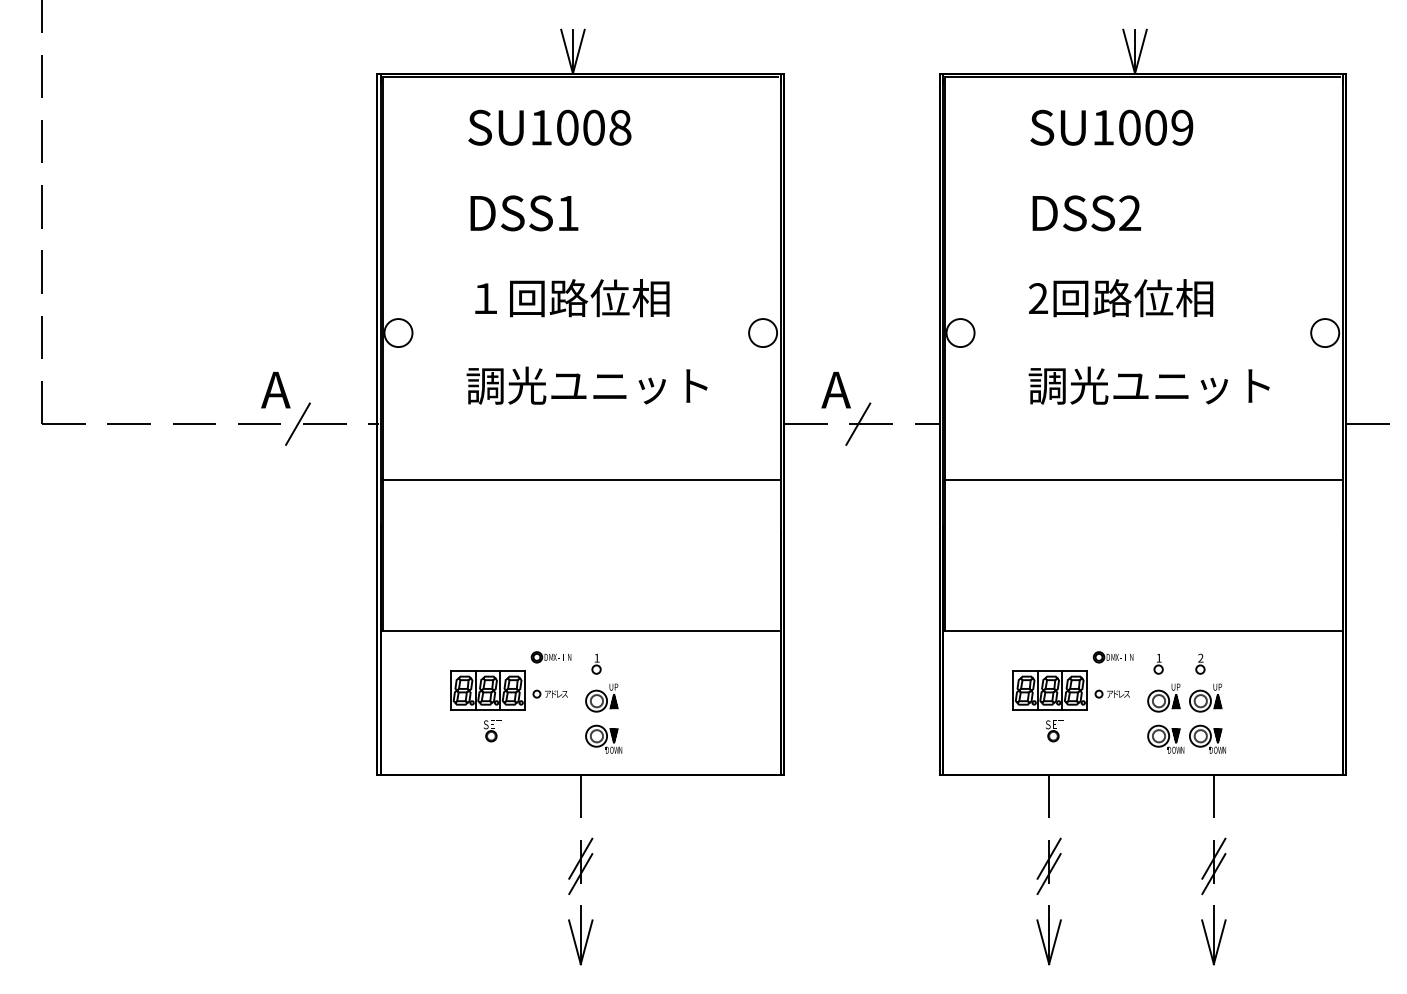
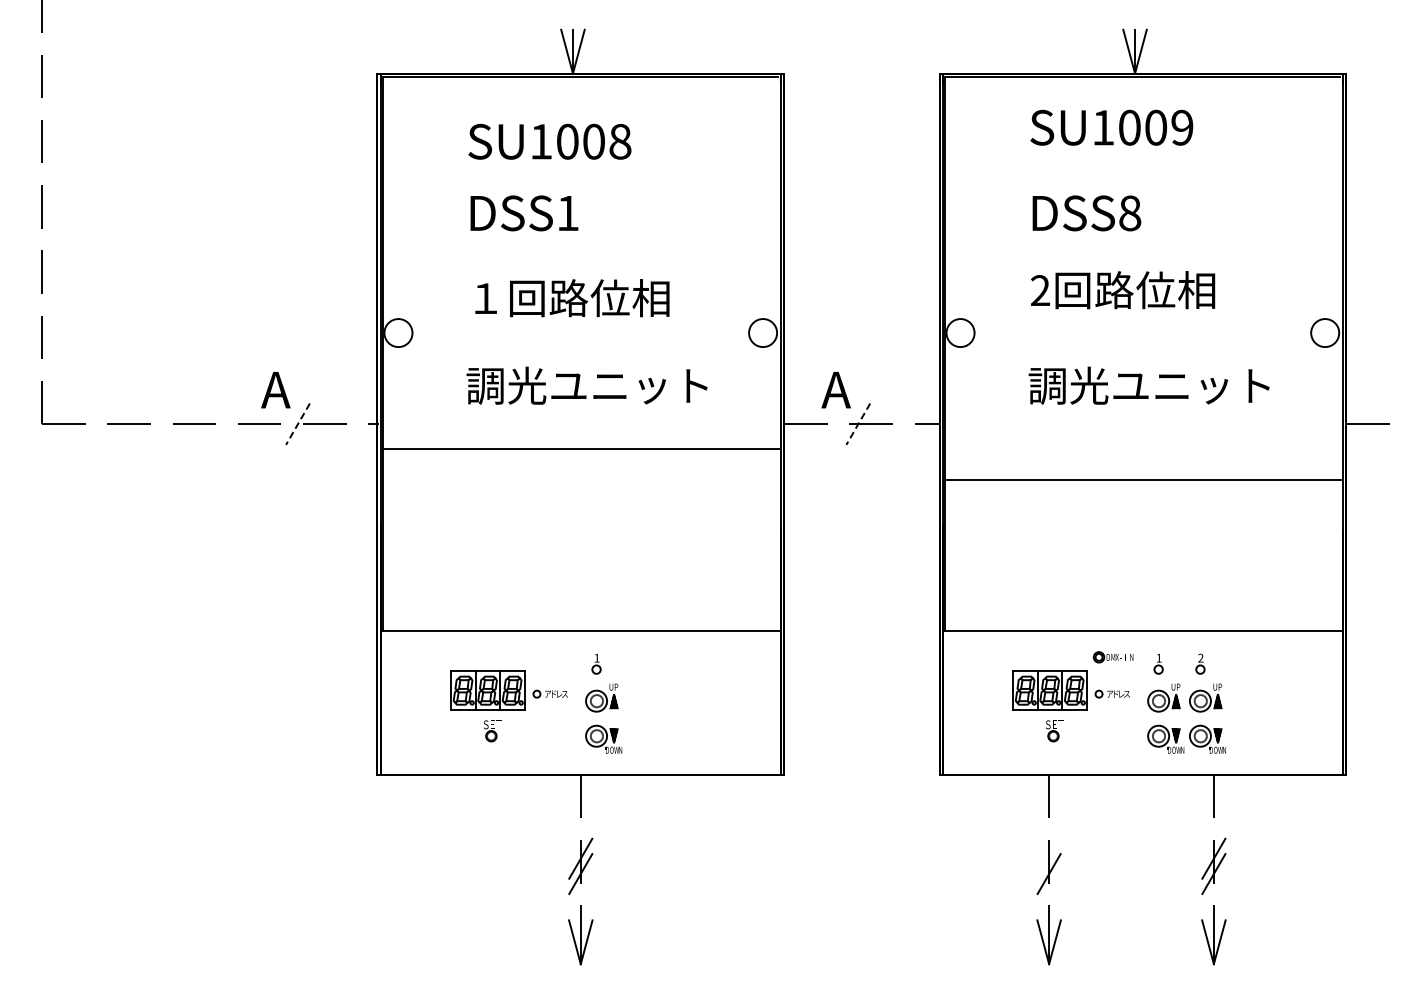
text position: (549, 127) -> (549, 141) (549, 141)
text: DSS2 -> DSS8 (1130, 213)
text position: (1121, 298) -> (1123, 290) (1123, 290)
line: solid -> dashed (297, 424)
line: solid -> dashed (858, 424)
line position: (580, 480) -> (580, 449) (580, 449)
part: present -> none (550, 657)
line: present -> none (1048, 858)
